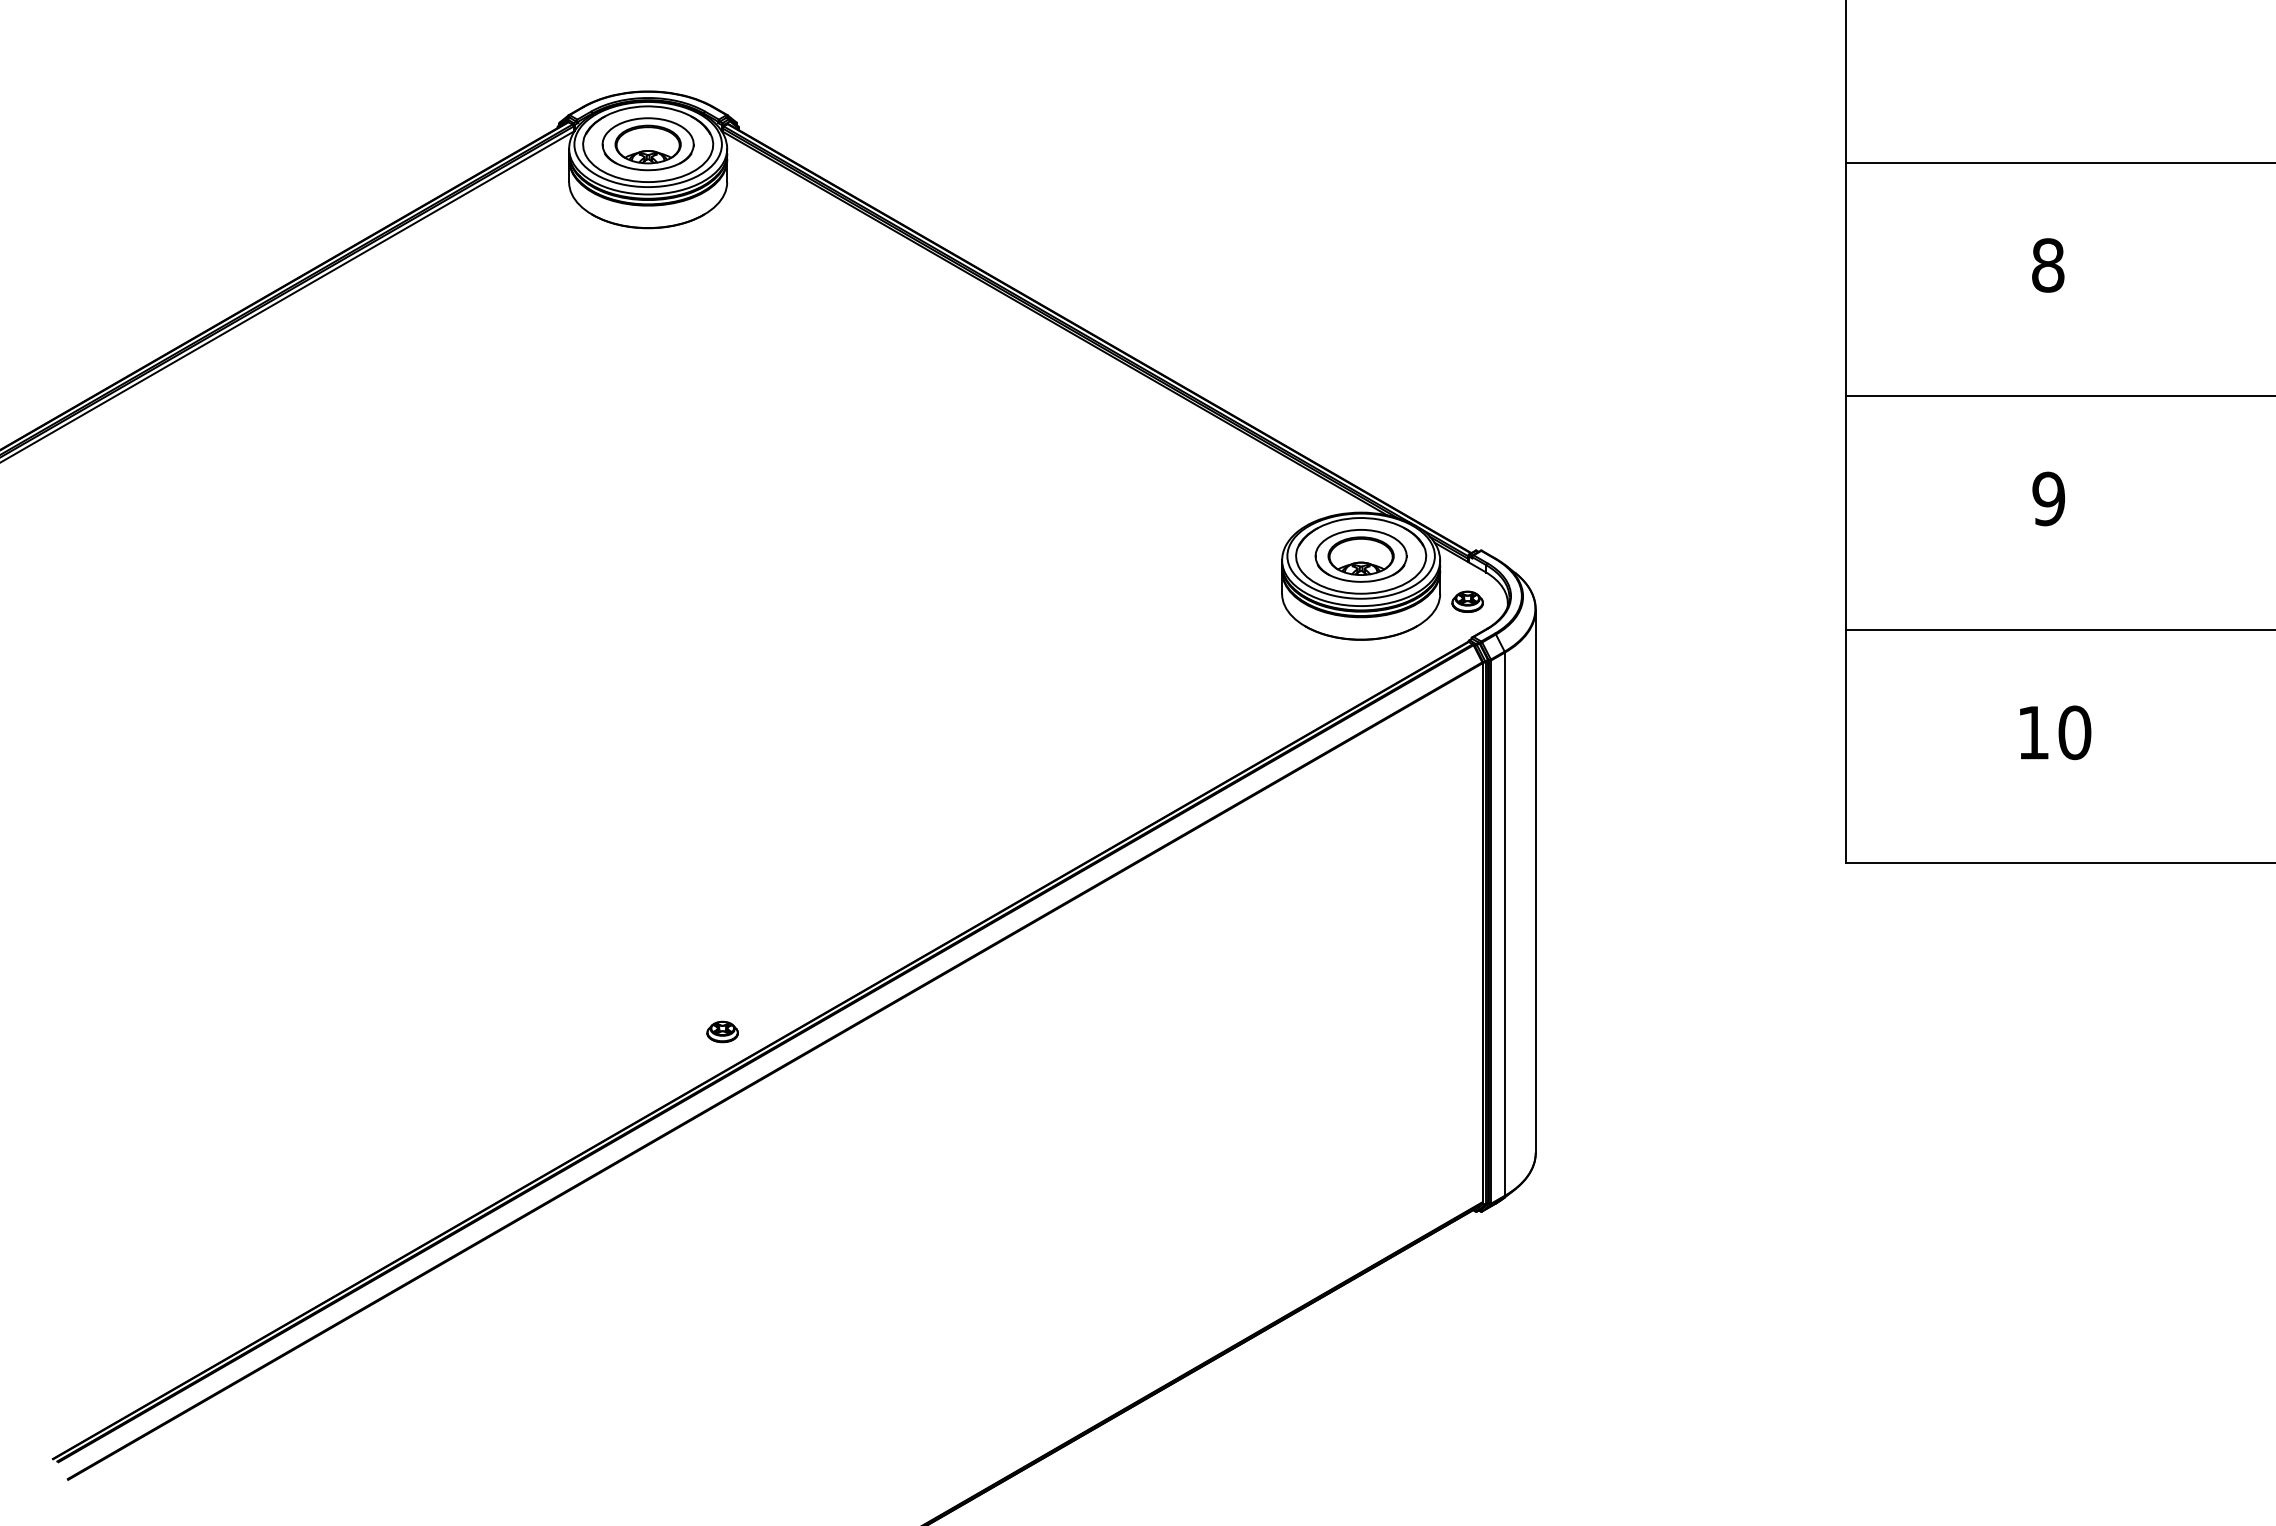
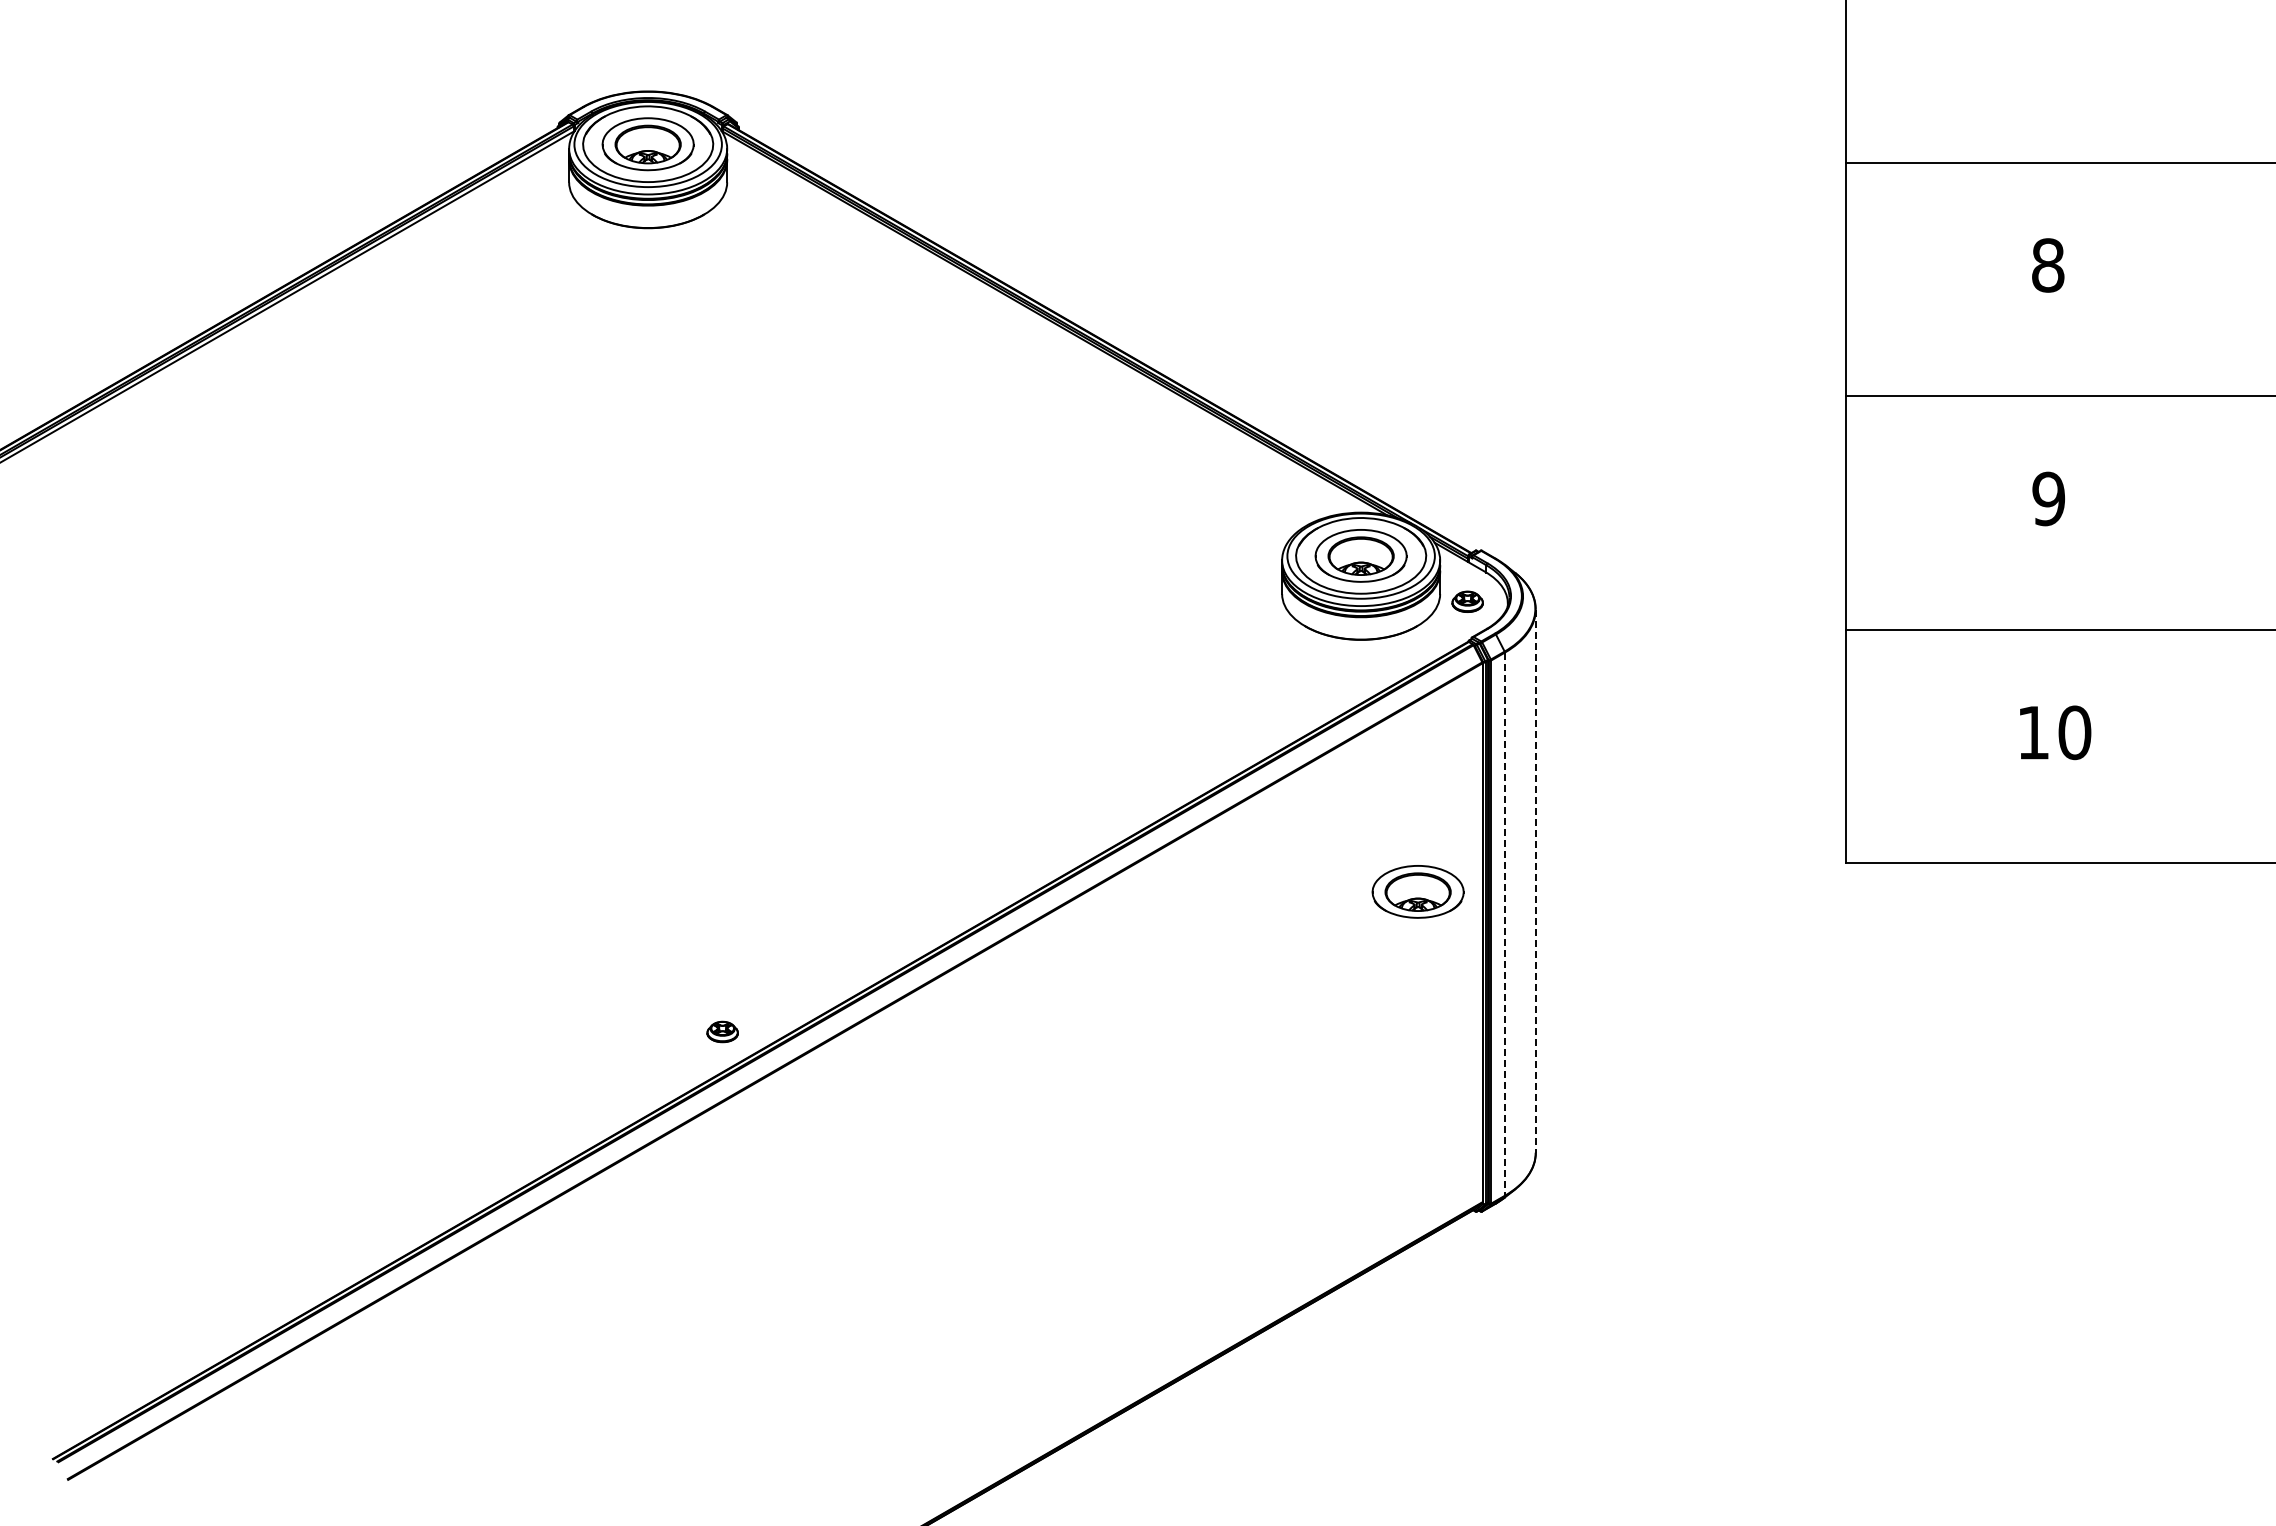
line: solid -> dashed (1535, 881)
part: none -> present (1417, 891)
line: solid -> dashed (1504, 924)
